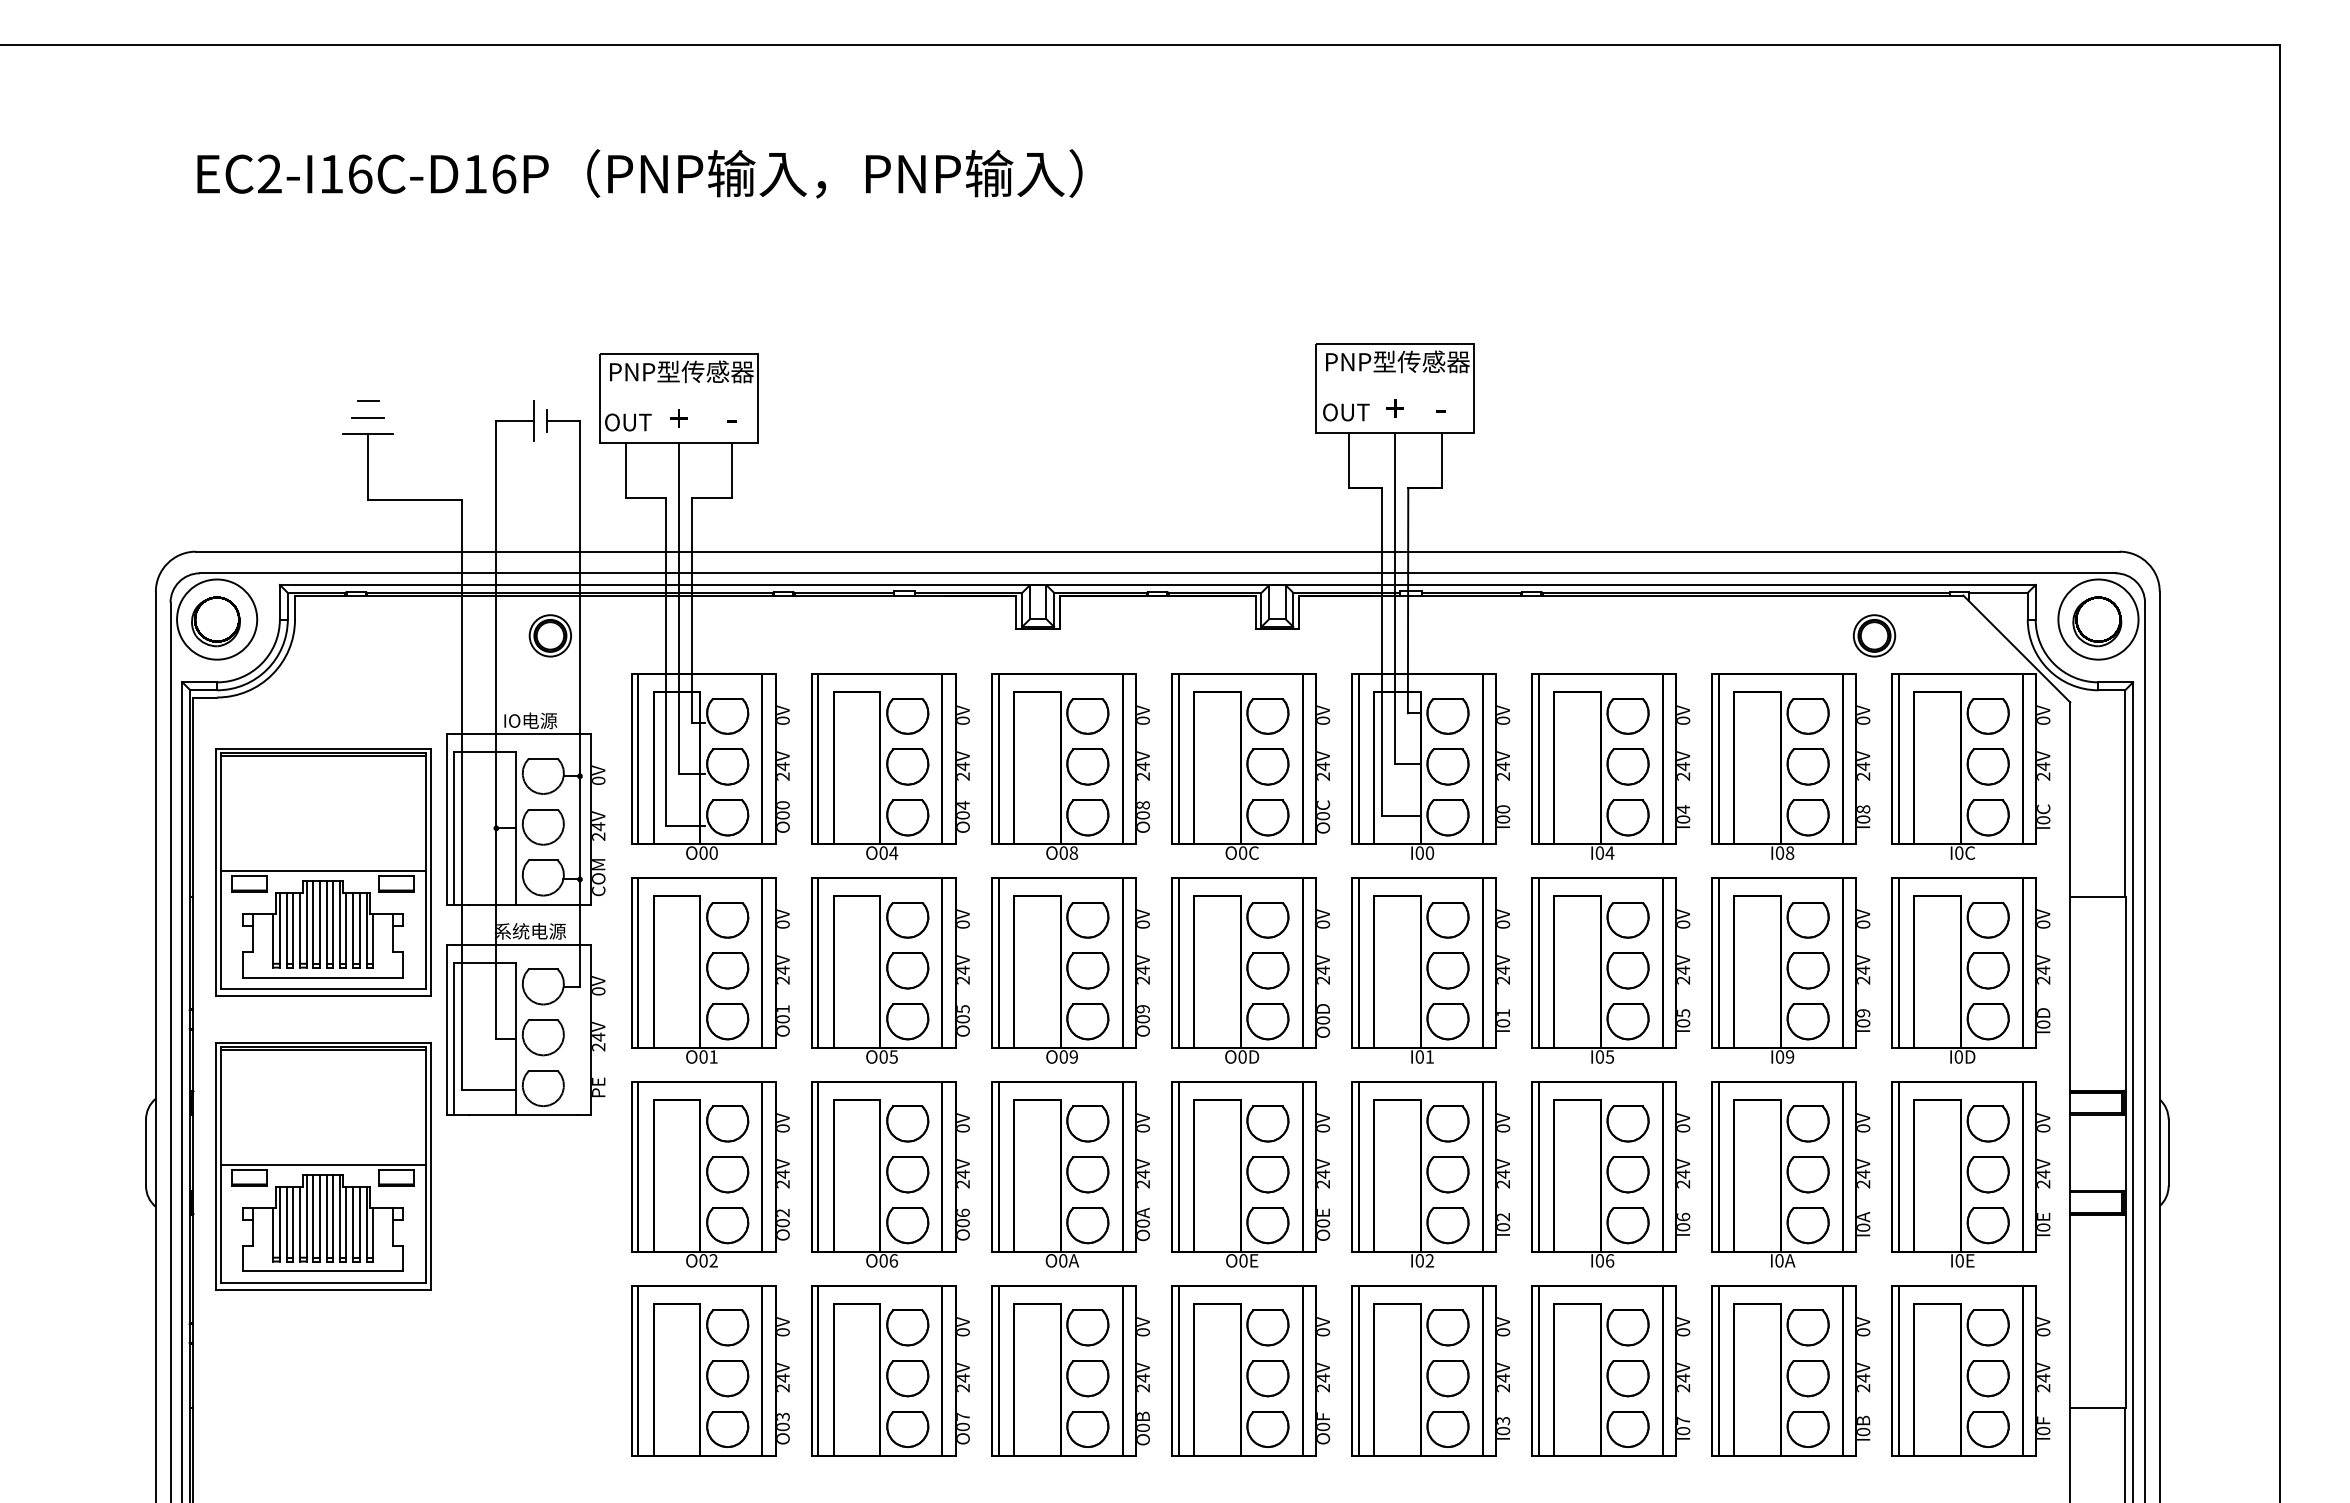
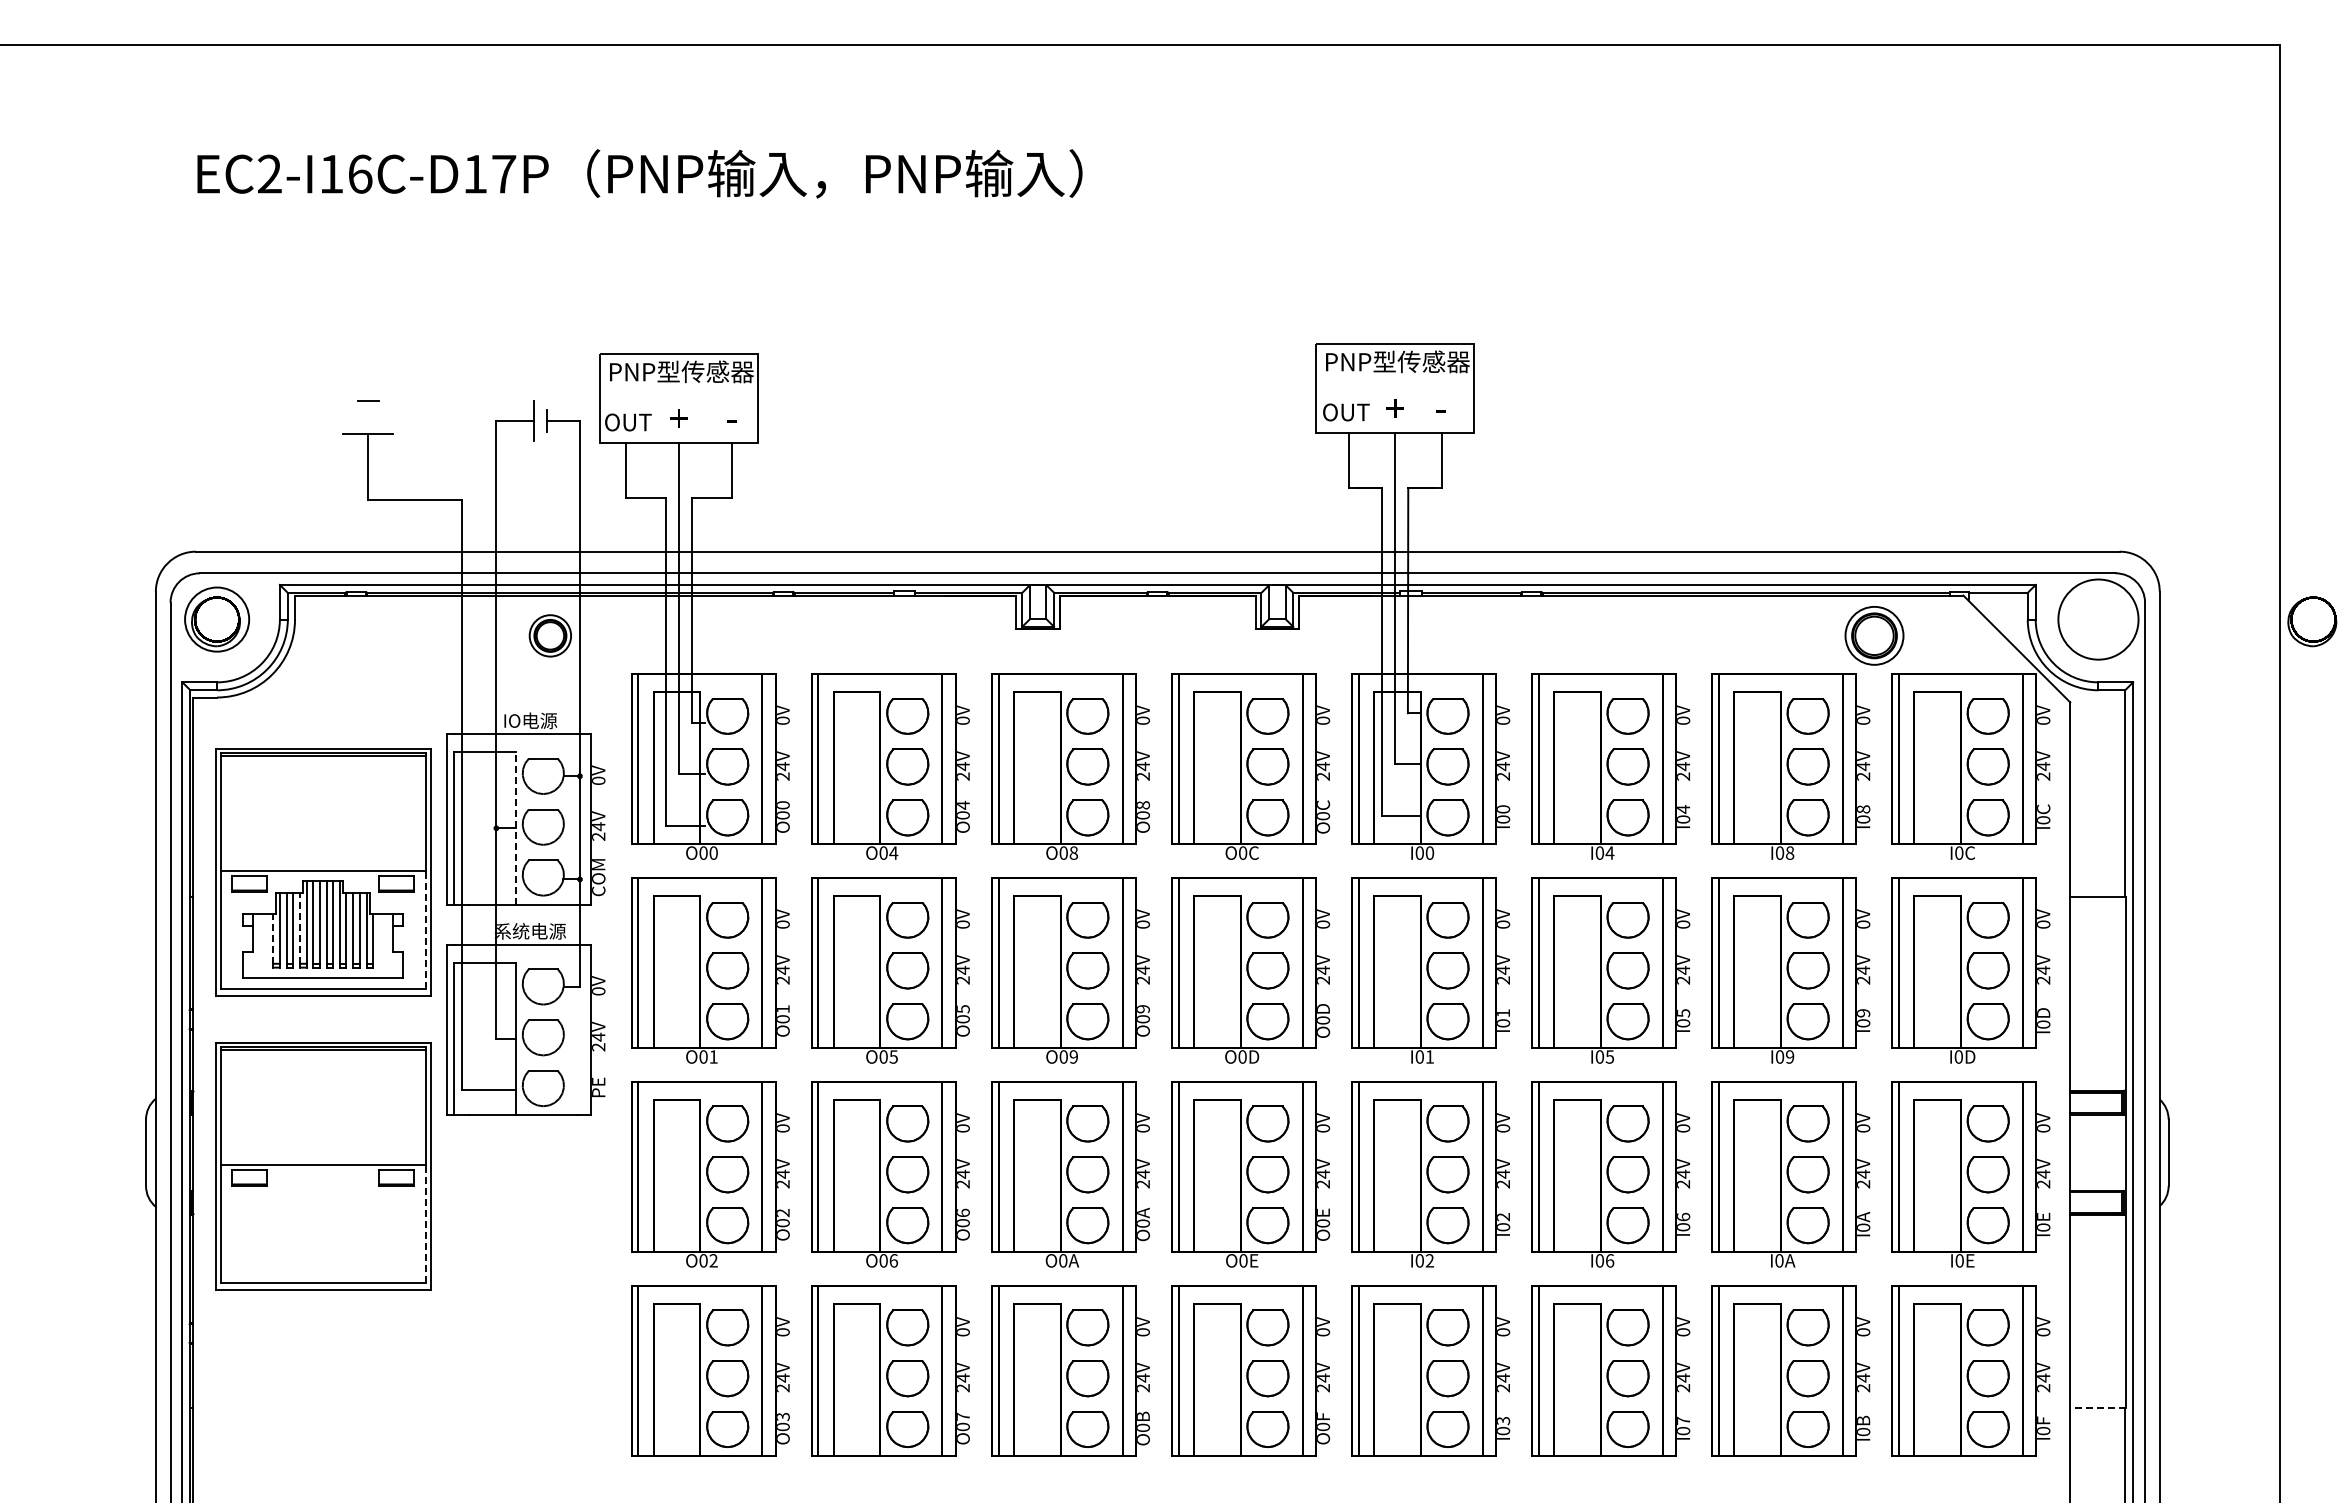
text: EC2-I16C-D16P -> EC2-I16C-D17P (504, 173)
line: present -> none (368, 417)
circle diameter: 80 px -> 64 px (217, 619)
part position: (2097, 621) -> (2312, 621) (2312, 621)
part size: 45x44 px -> 61x60 px (1874, 635)
line: solid -> dashed (516, 827)
line: solid -> dashed (299, 928)
line: solid -> dashed (425, 929)
line: solid -> dashed (273, 938)
part: present -> none (322, 1222)
line: solid -> dashed (425, 1223)
line: solid -> dashed (2097, 1407)
